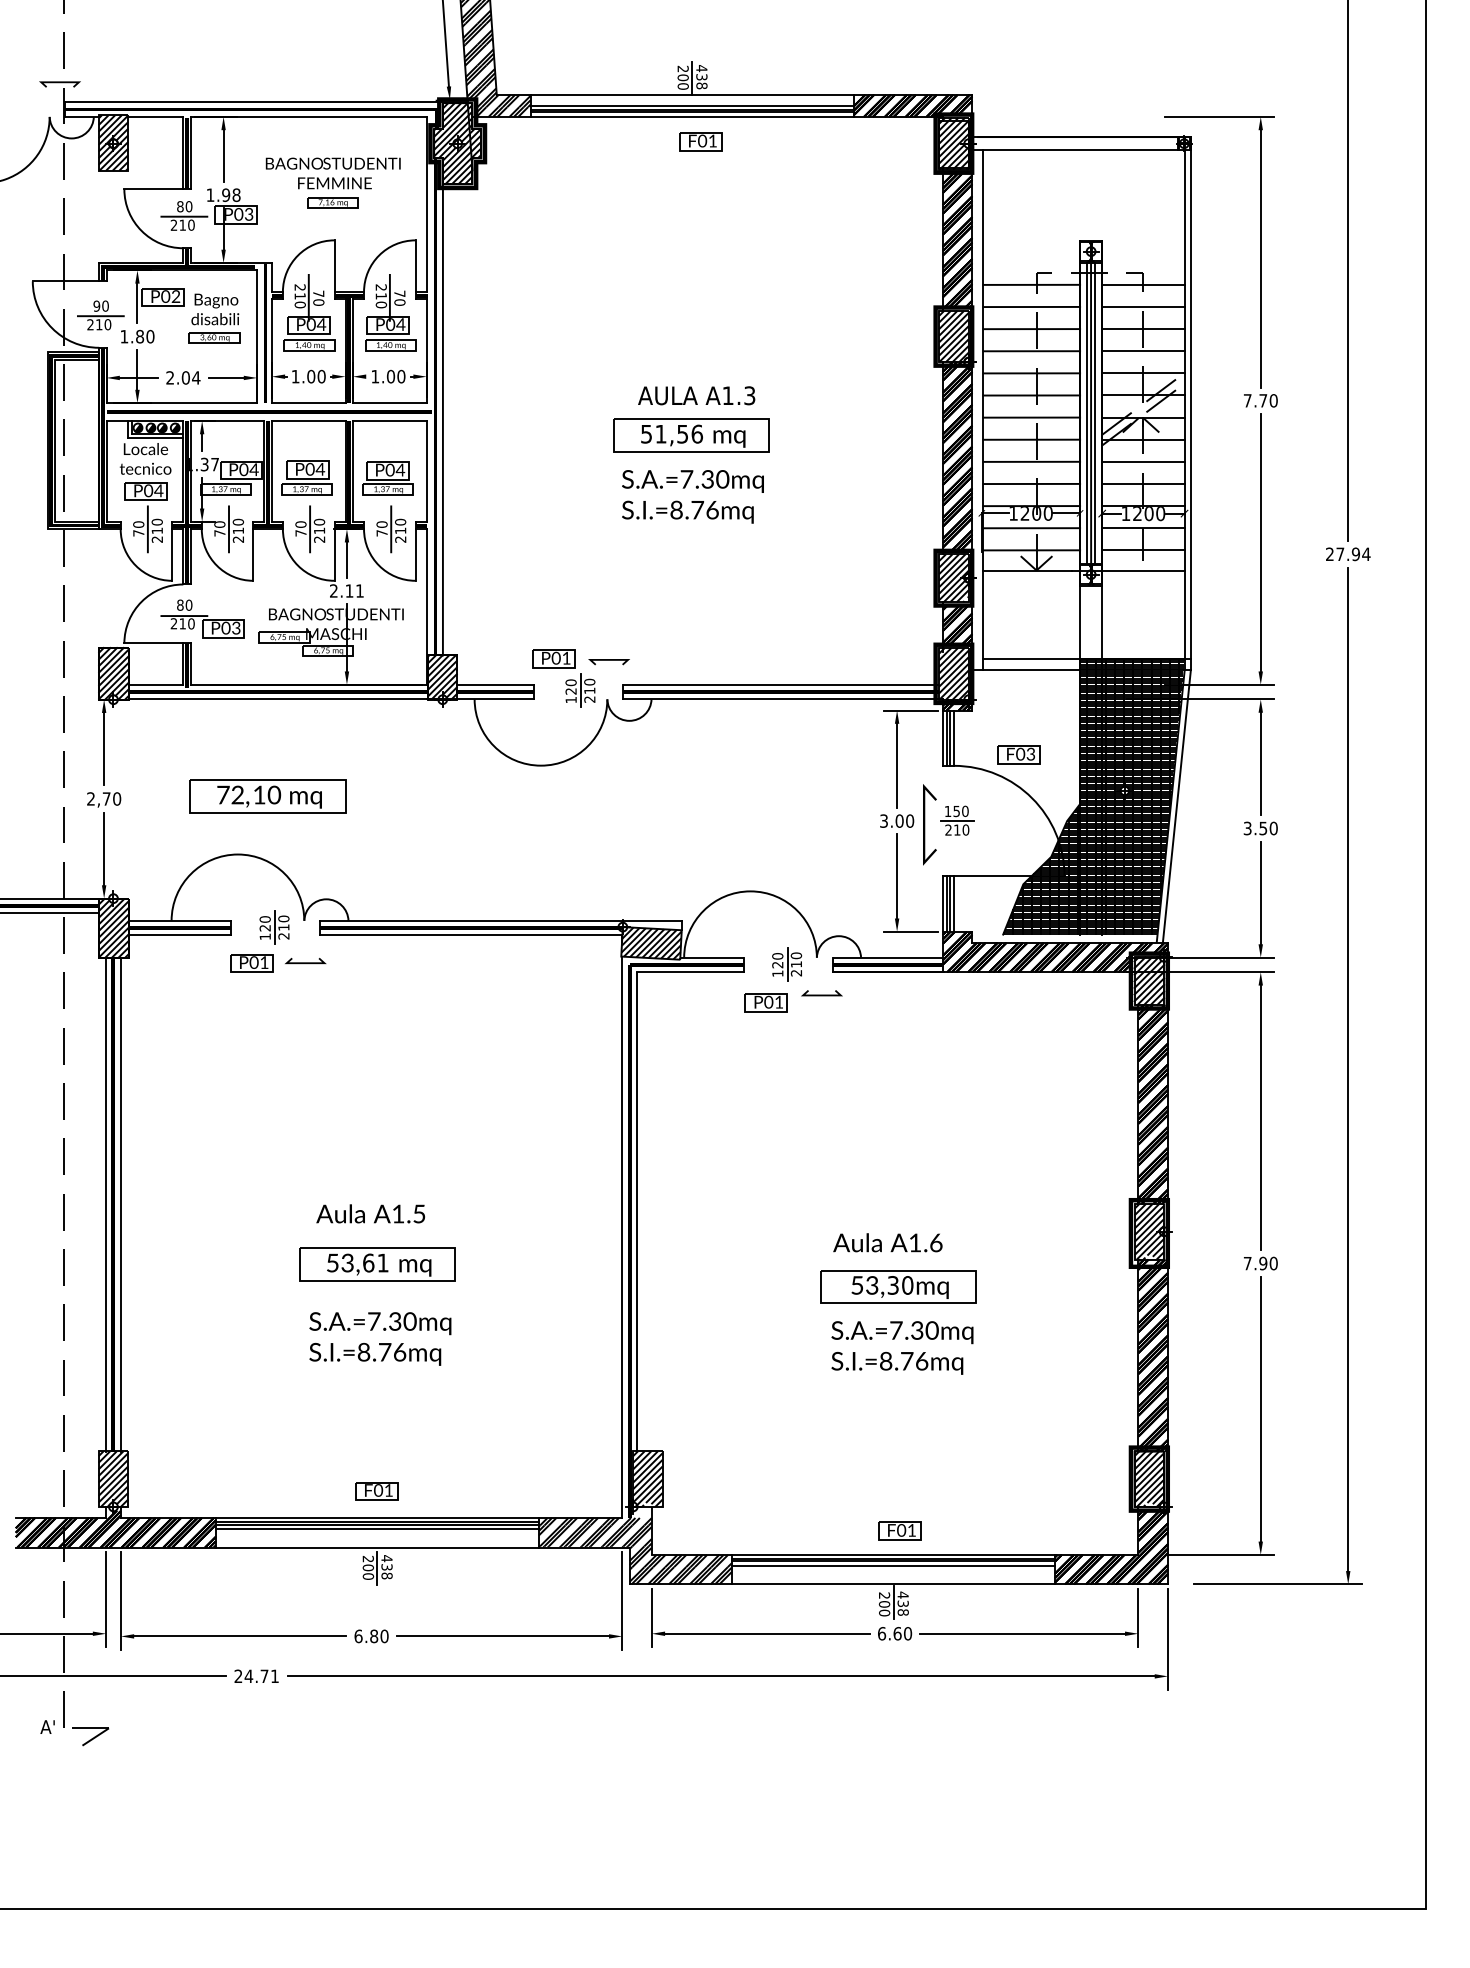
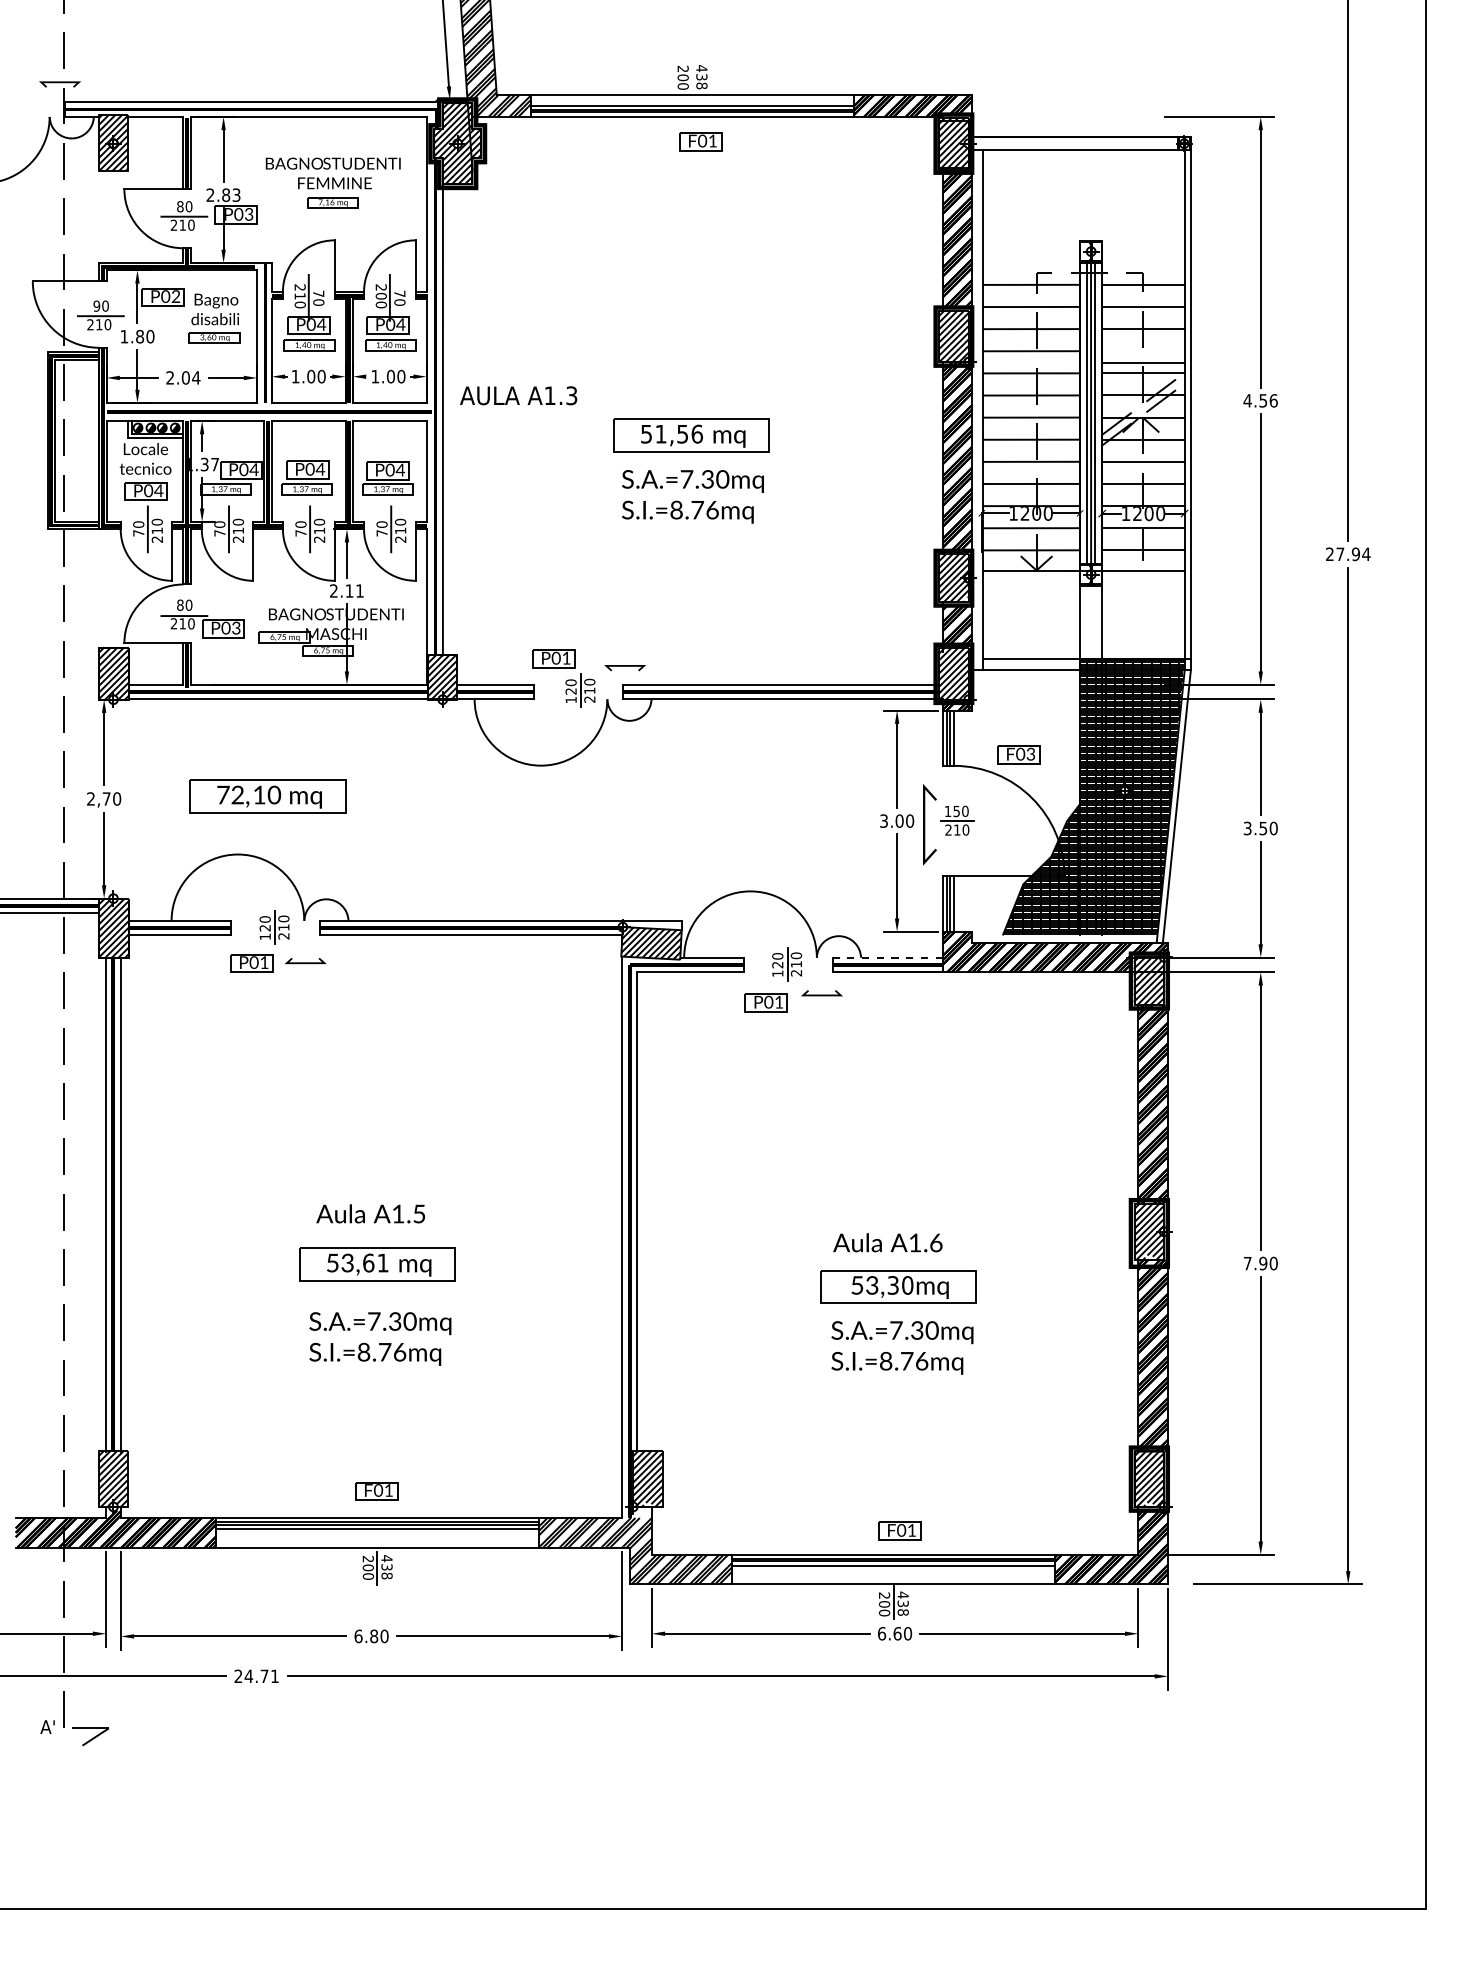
line: present -> none (692, 77)
text: 1.98 -> 2.83 (223, 194)
text: 210 -> 200 (380, 295)
line position: (1143, 351) -> (1143, 363) (1143, 363)
text position: (696, 395) -> (518, 395) (518, 395)
text: 7.70 -> 4.56 (1260, 400)
line position: (608, 660) -> (624, 666) (624, 666)
line: solid -> dashed (887, 957)
